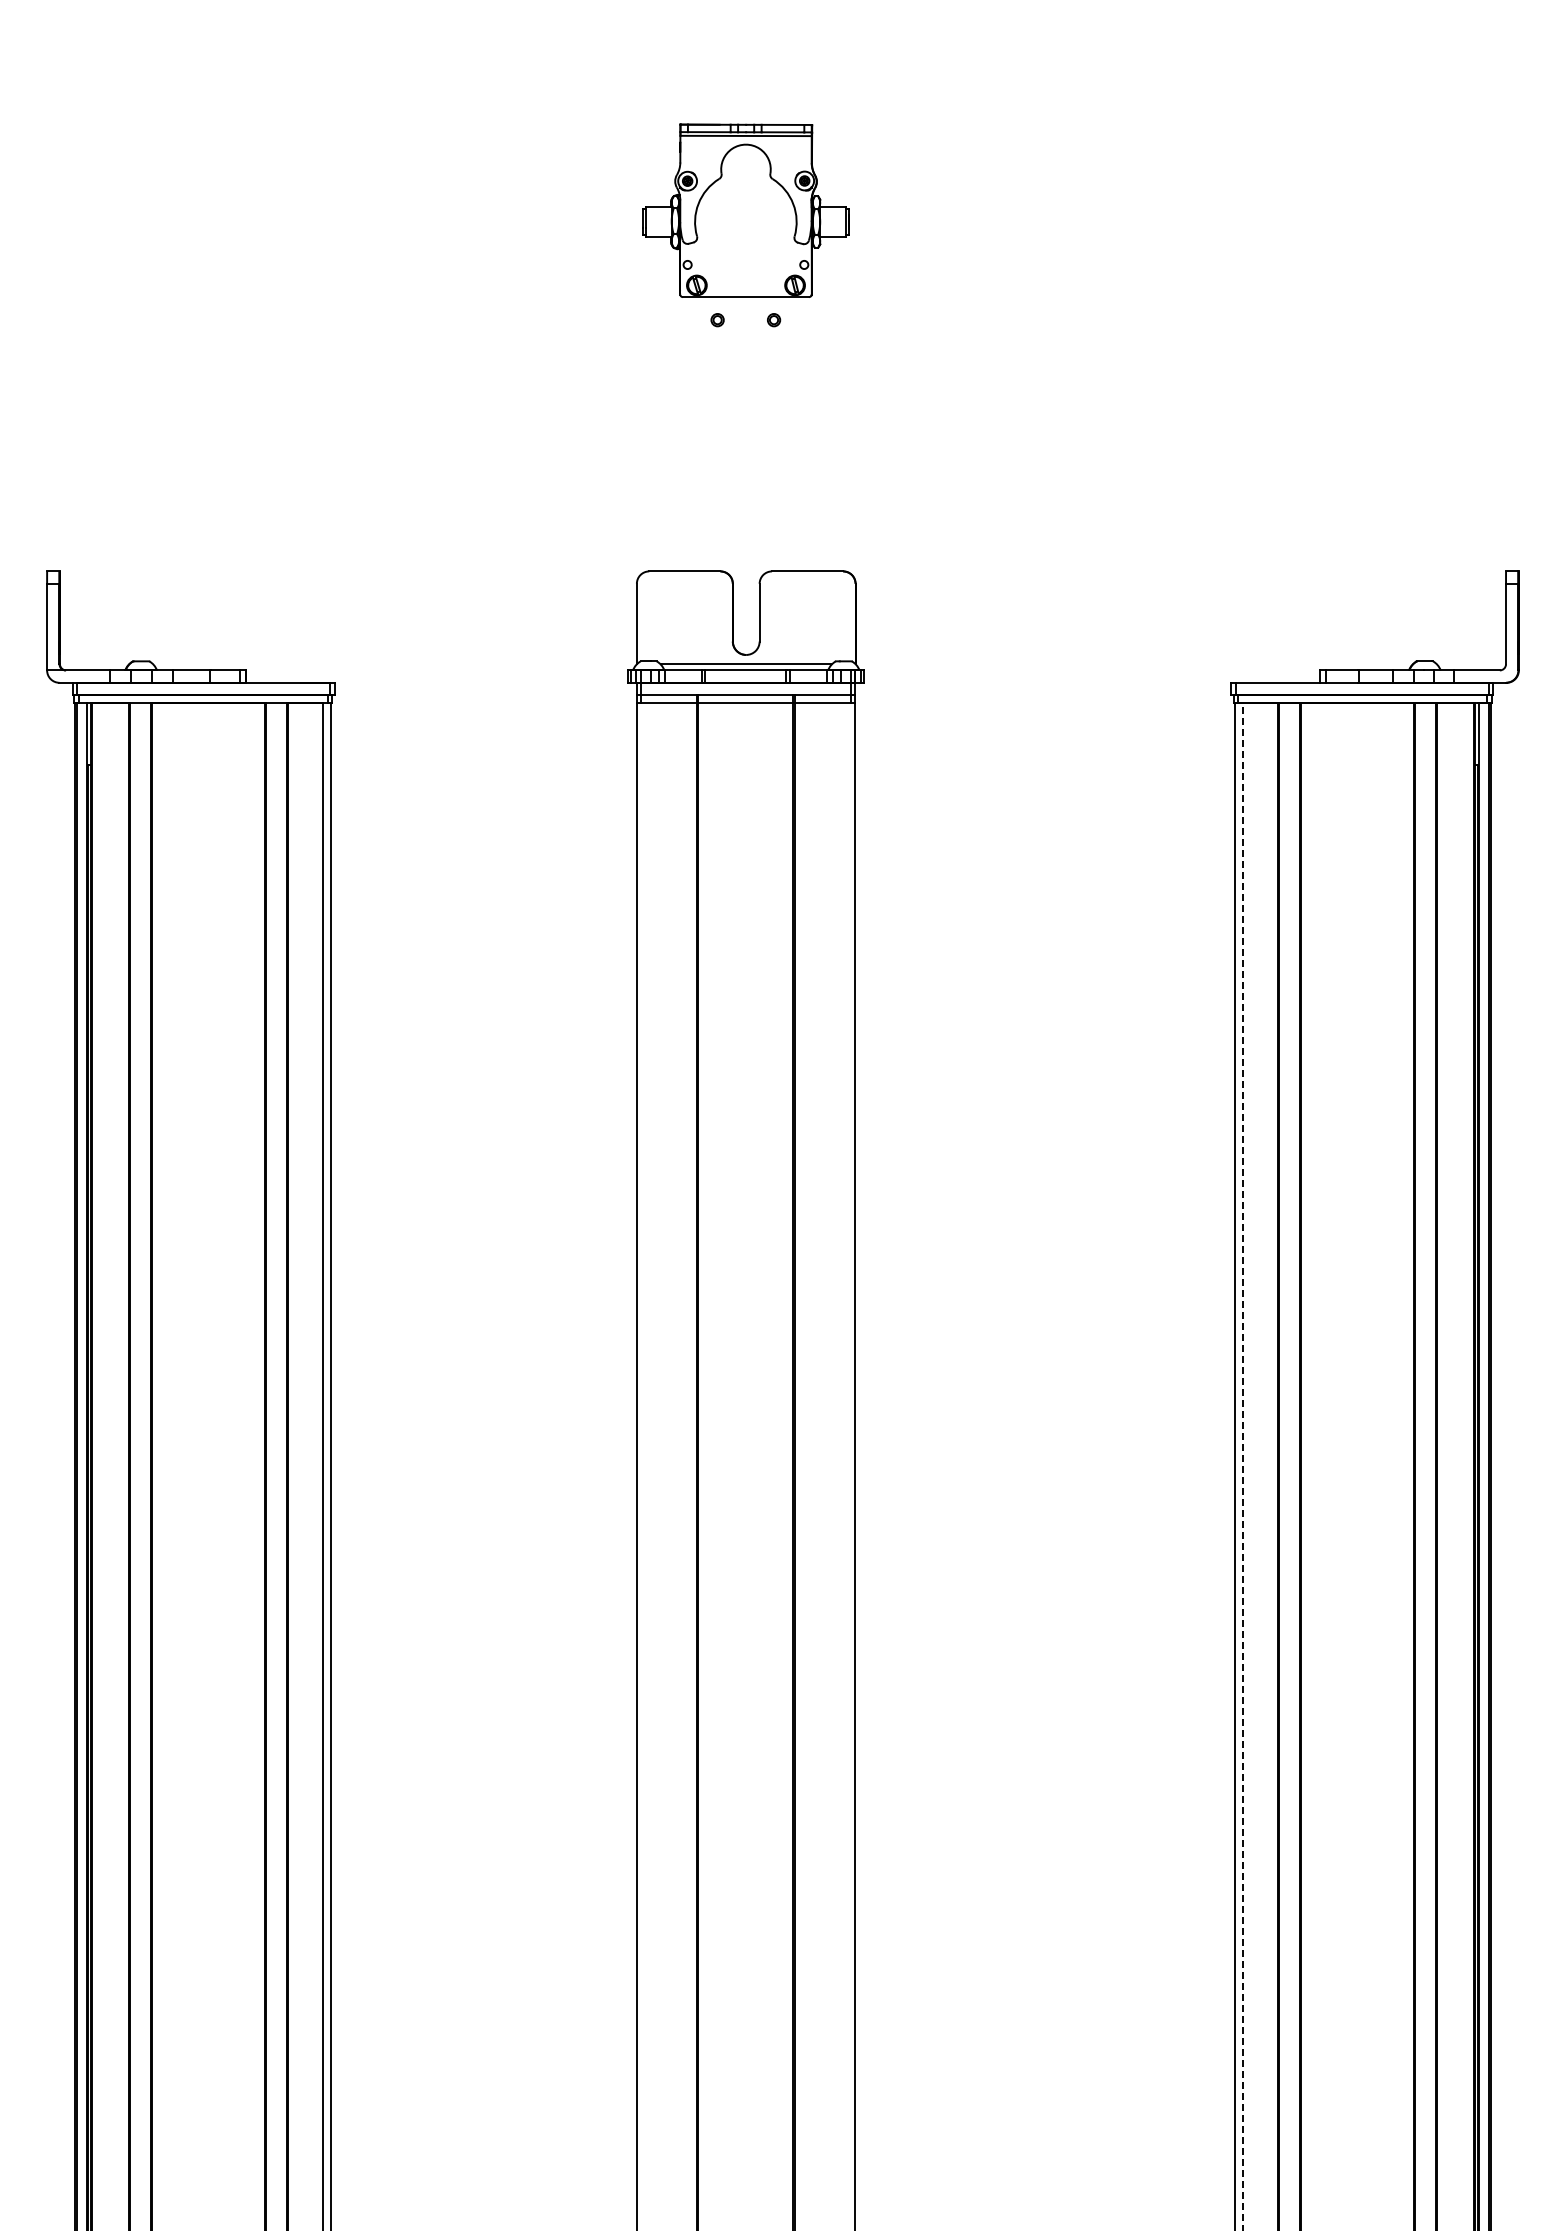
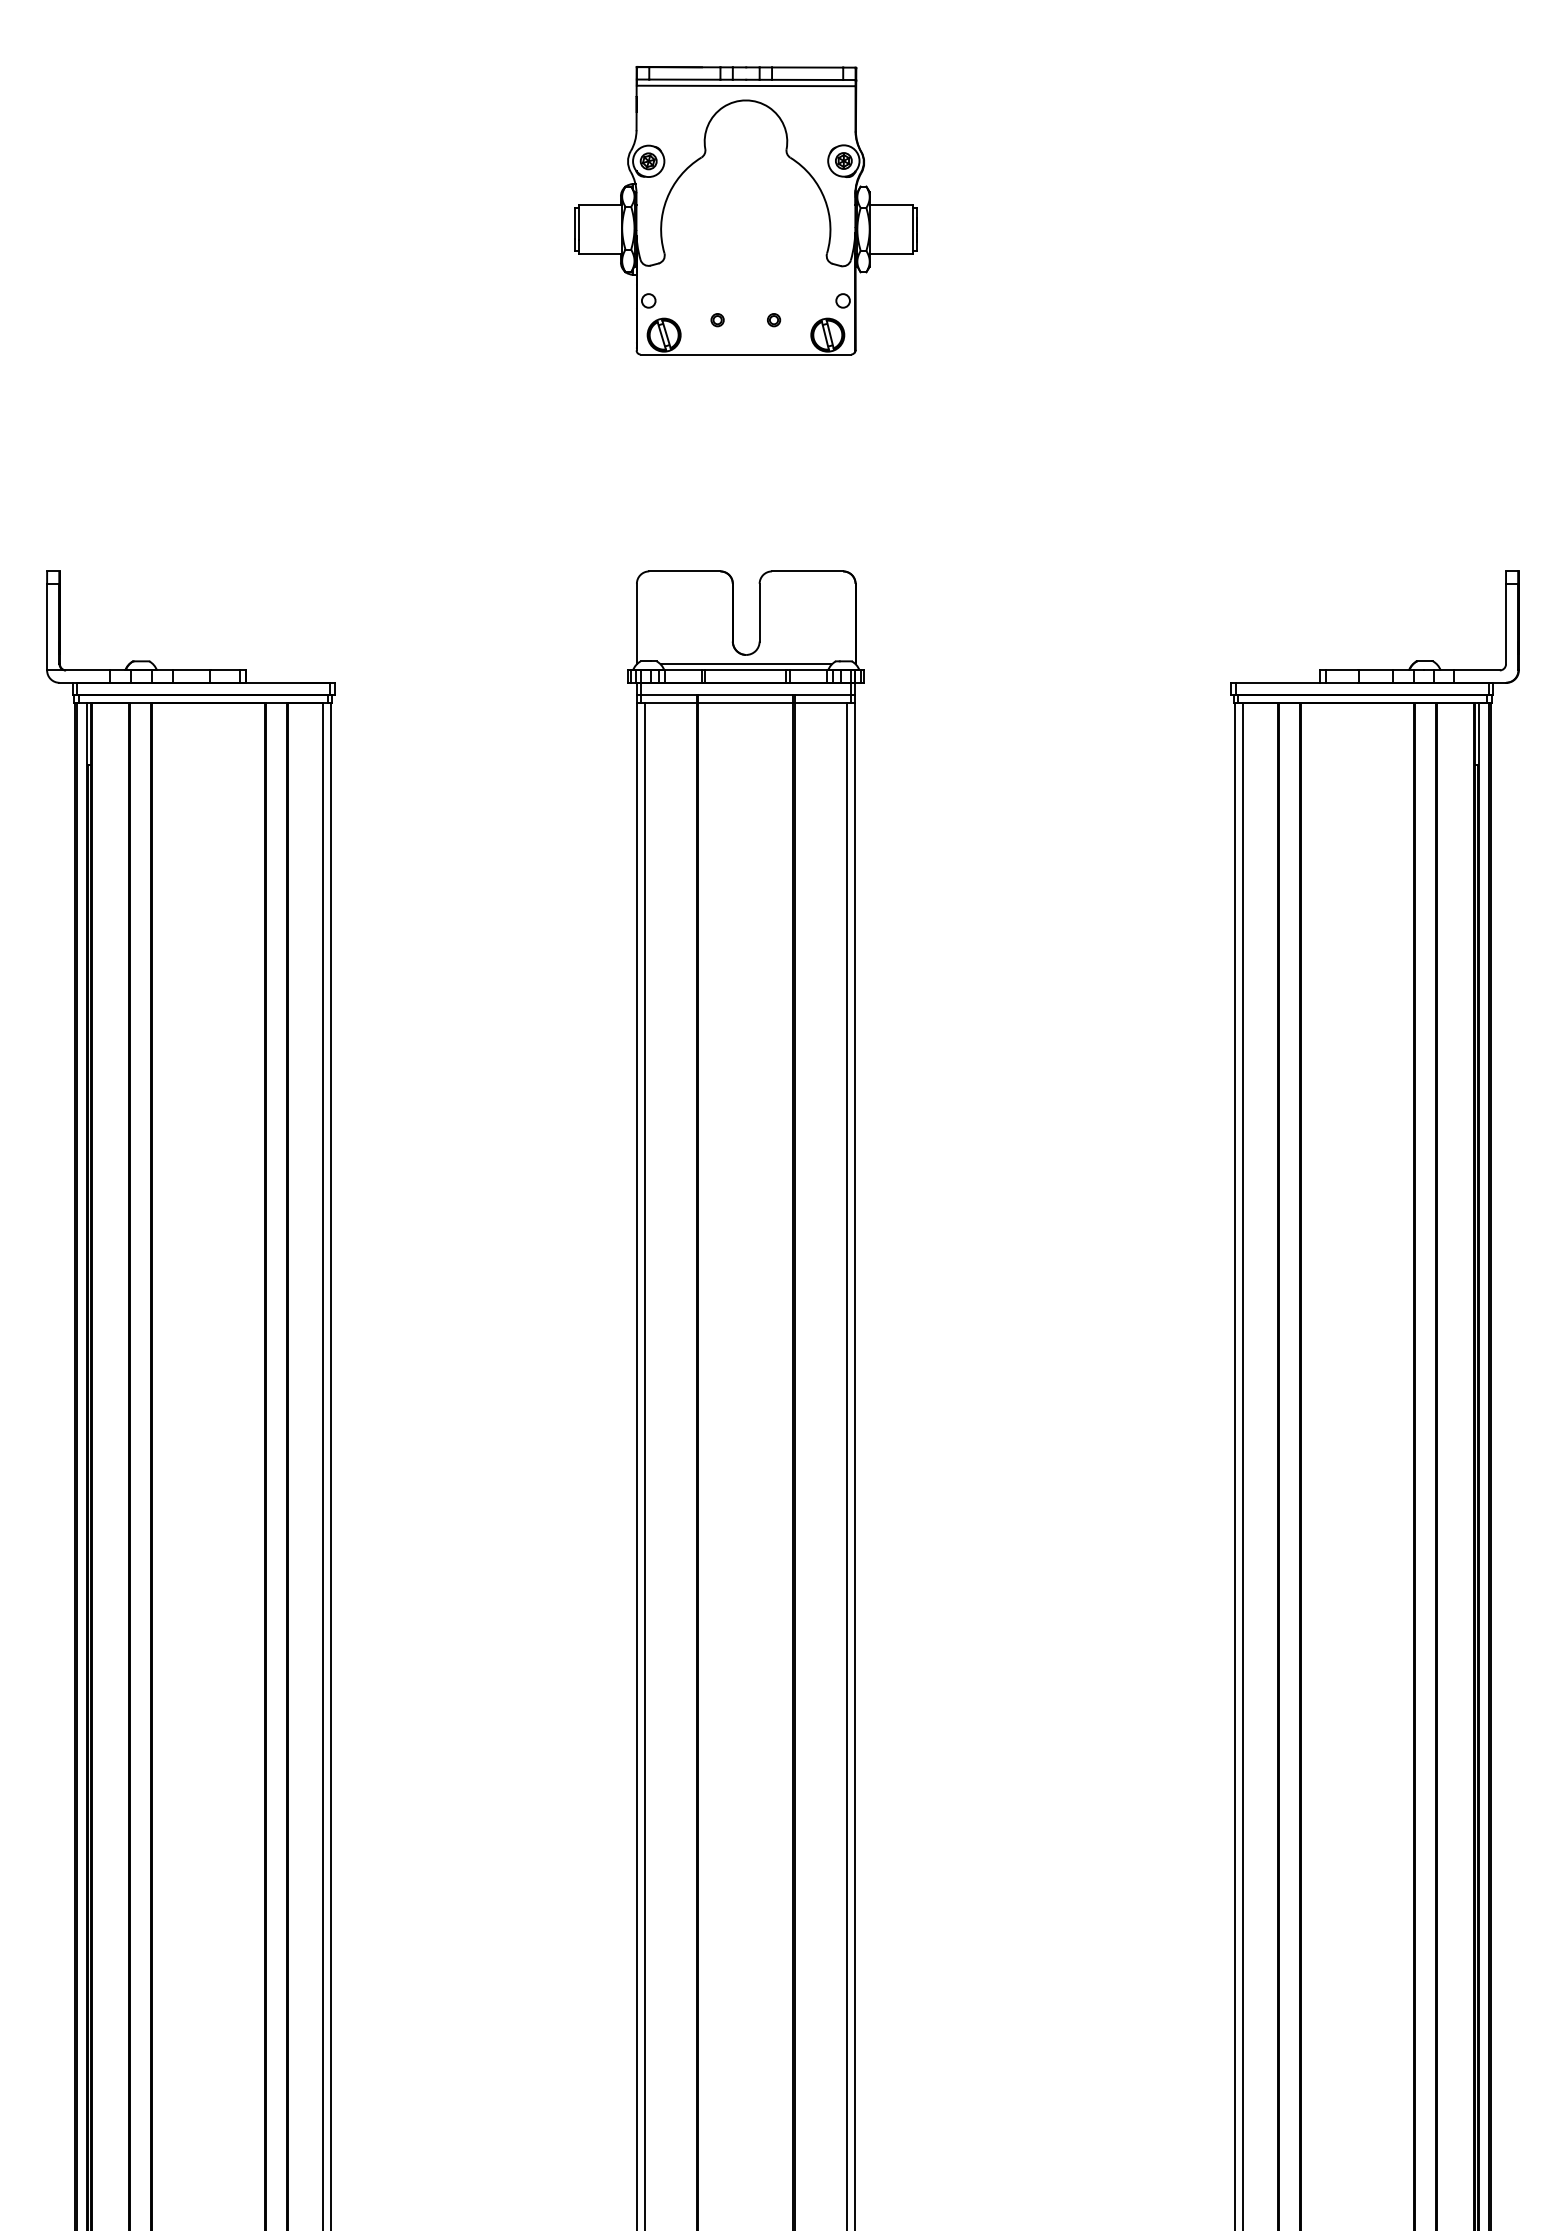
part size: 208x175 px -> 344x290 px (745, 210)
line: none -> present (644, 1465)
line: none -> present (847, 1465)
line: dashed -> solid (1243, 1466)
